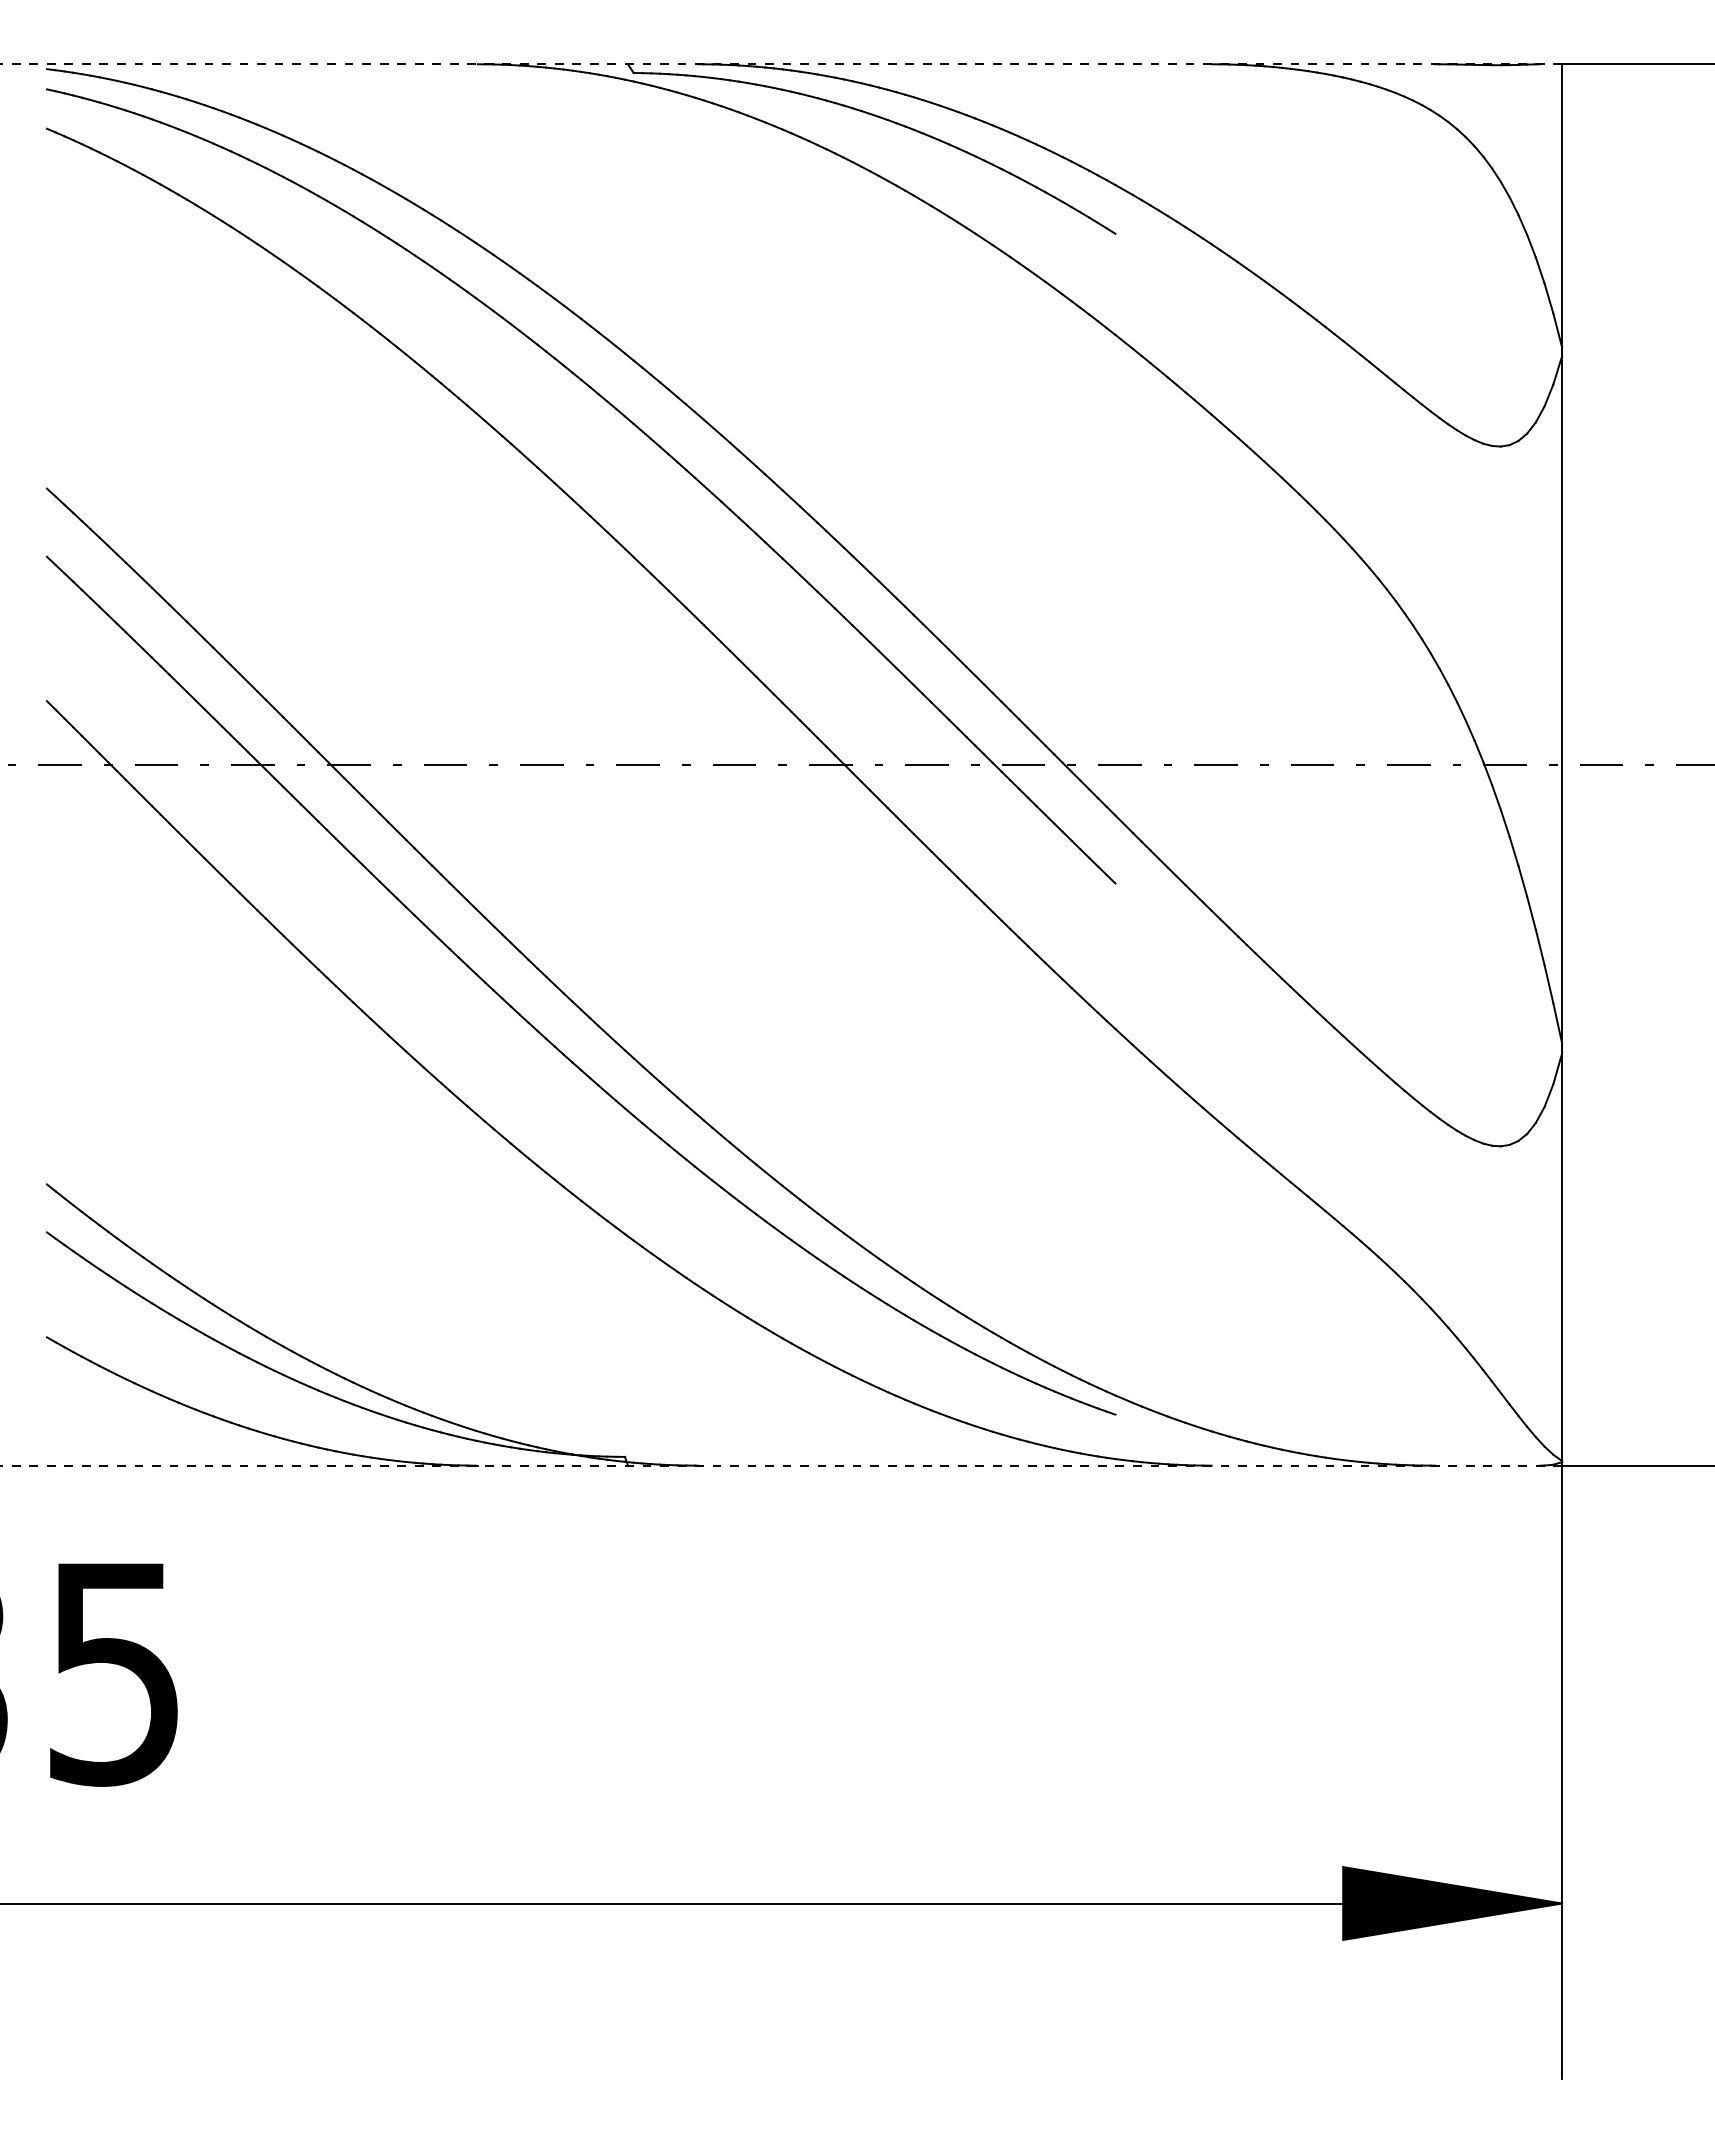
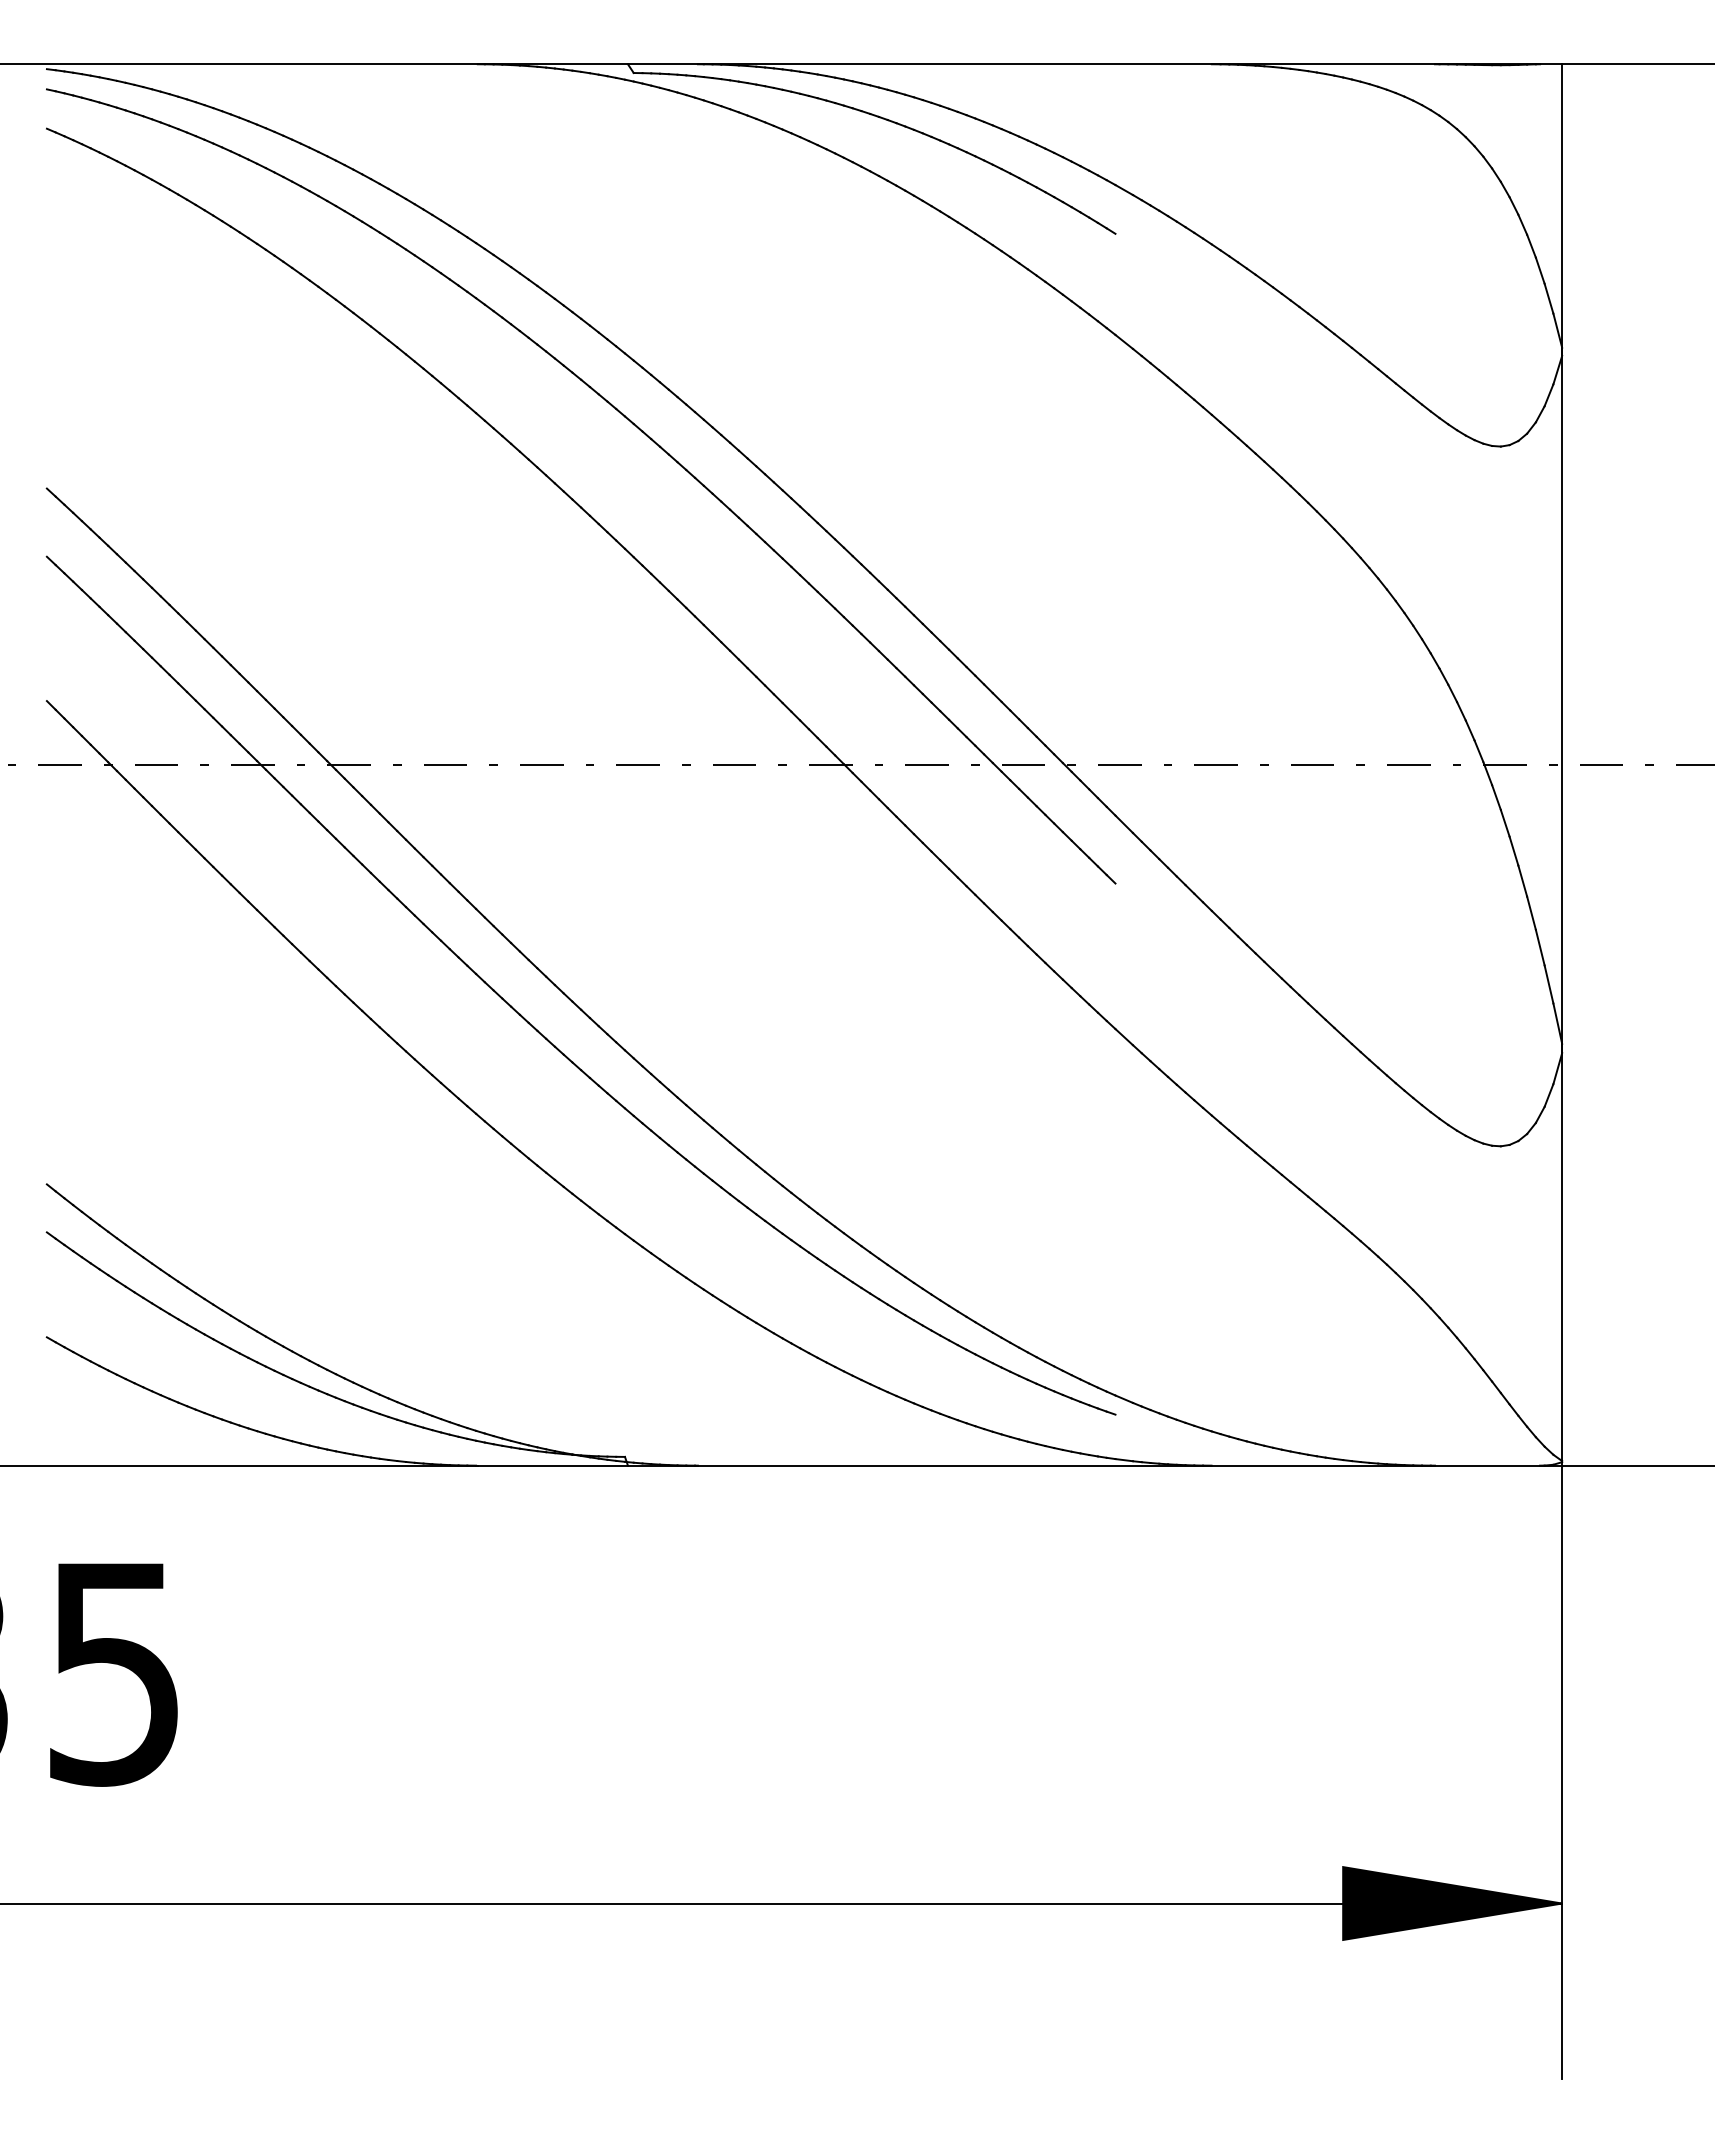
line: dashed -> solid (781, 64)
line: dashed -> solid (781, 1465)
